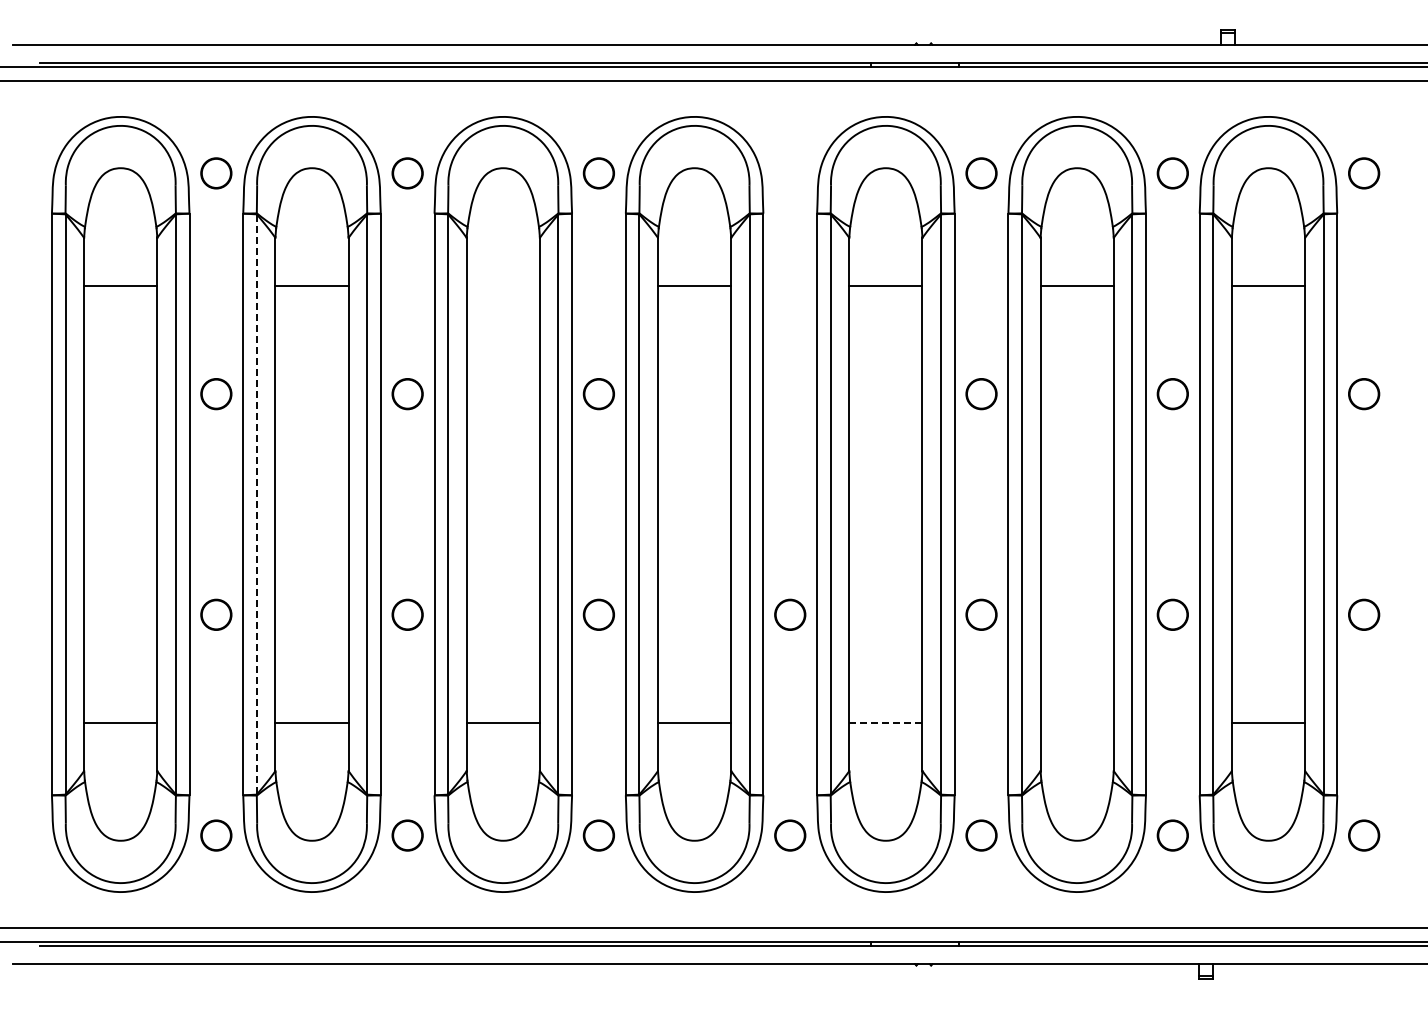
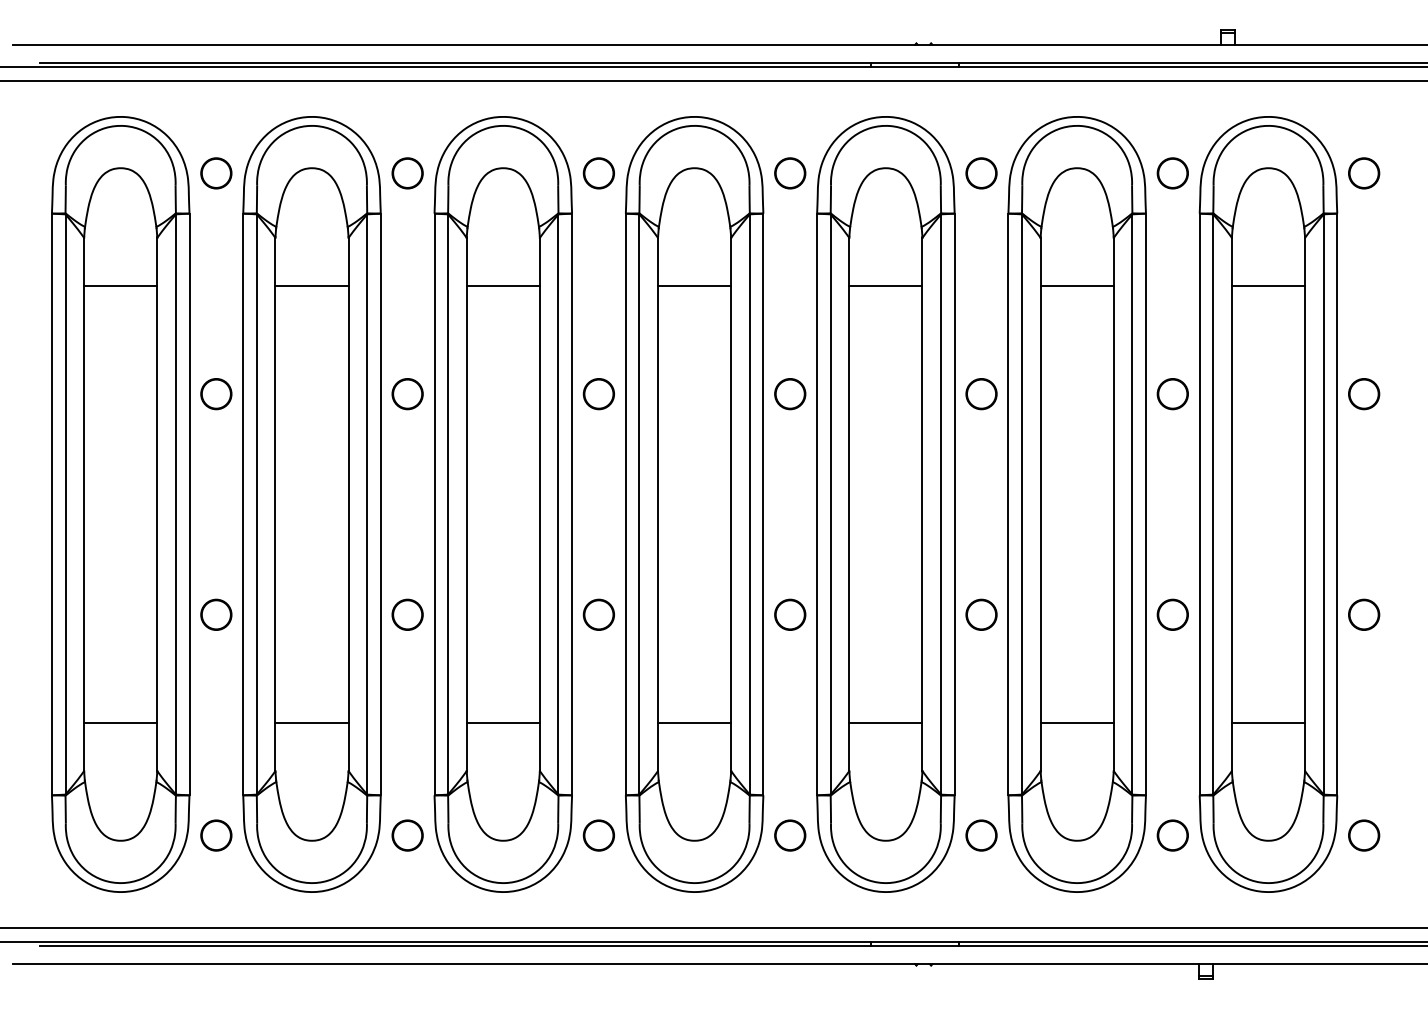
circle: none -> present (790, 173)
line: none -> present (502, 285)
circle: none -> present (790, 394)
line: dashed -> solid (256, 504)
line: dashed -> solid (885, 723)
line: none -> present (1076, 723)
